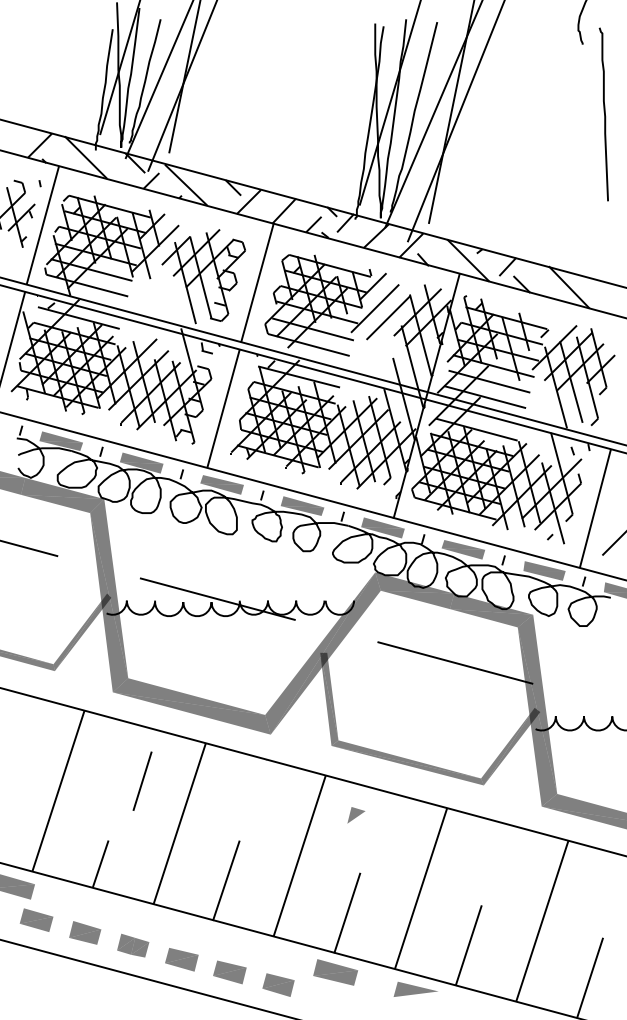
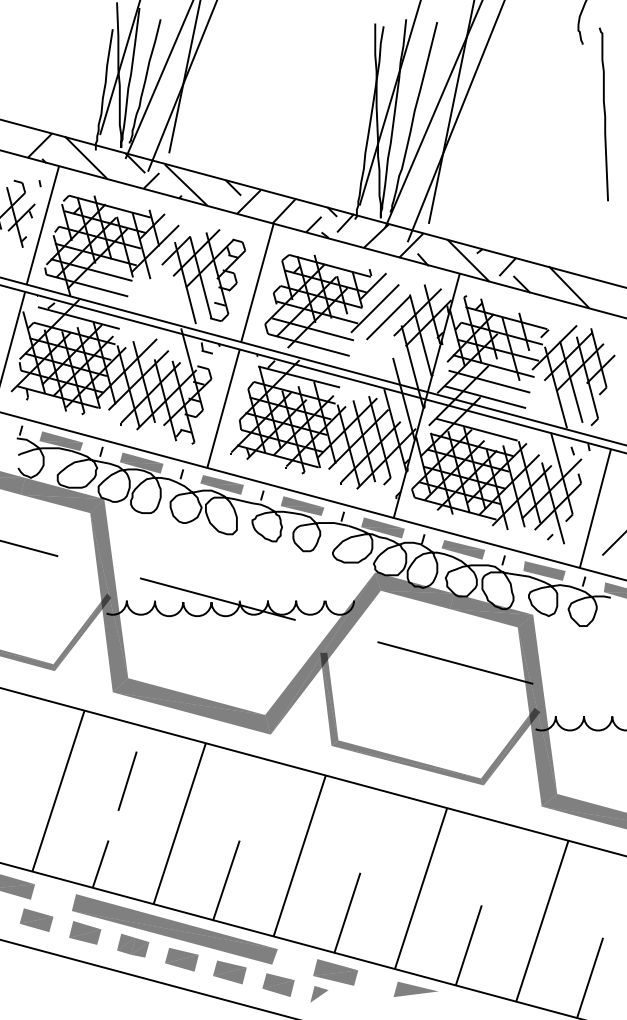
line position: (142, 780) -> (127, 780) (127, 780)
part position: (355, 815) -> (318, 994) (318, 994)
part: none -> present (174, 929)
